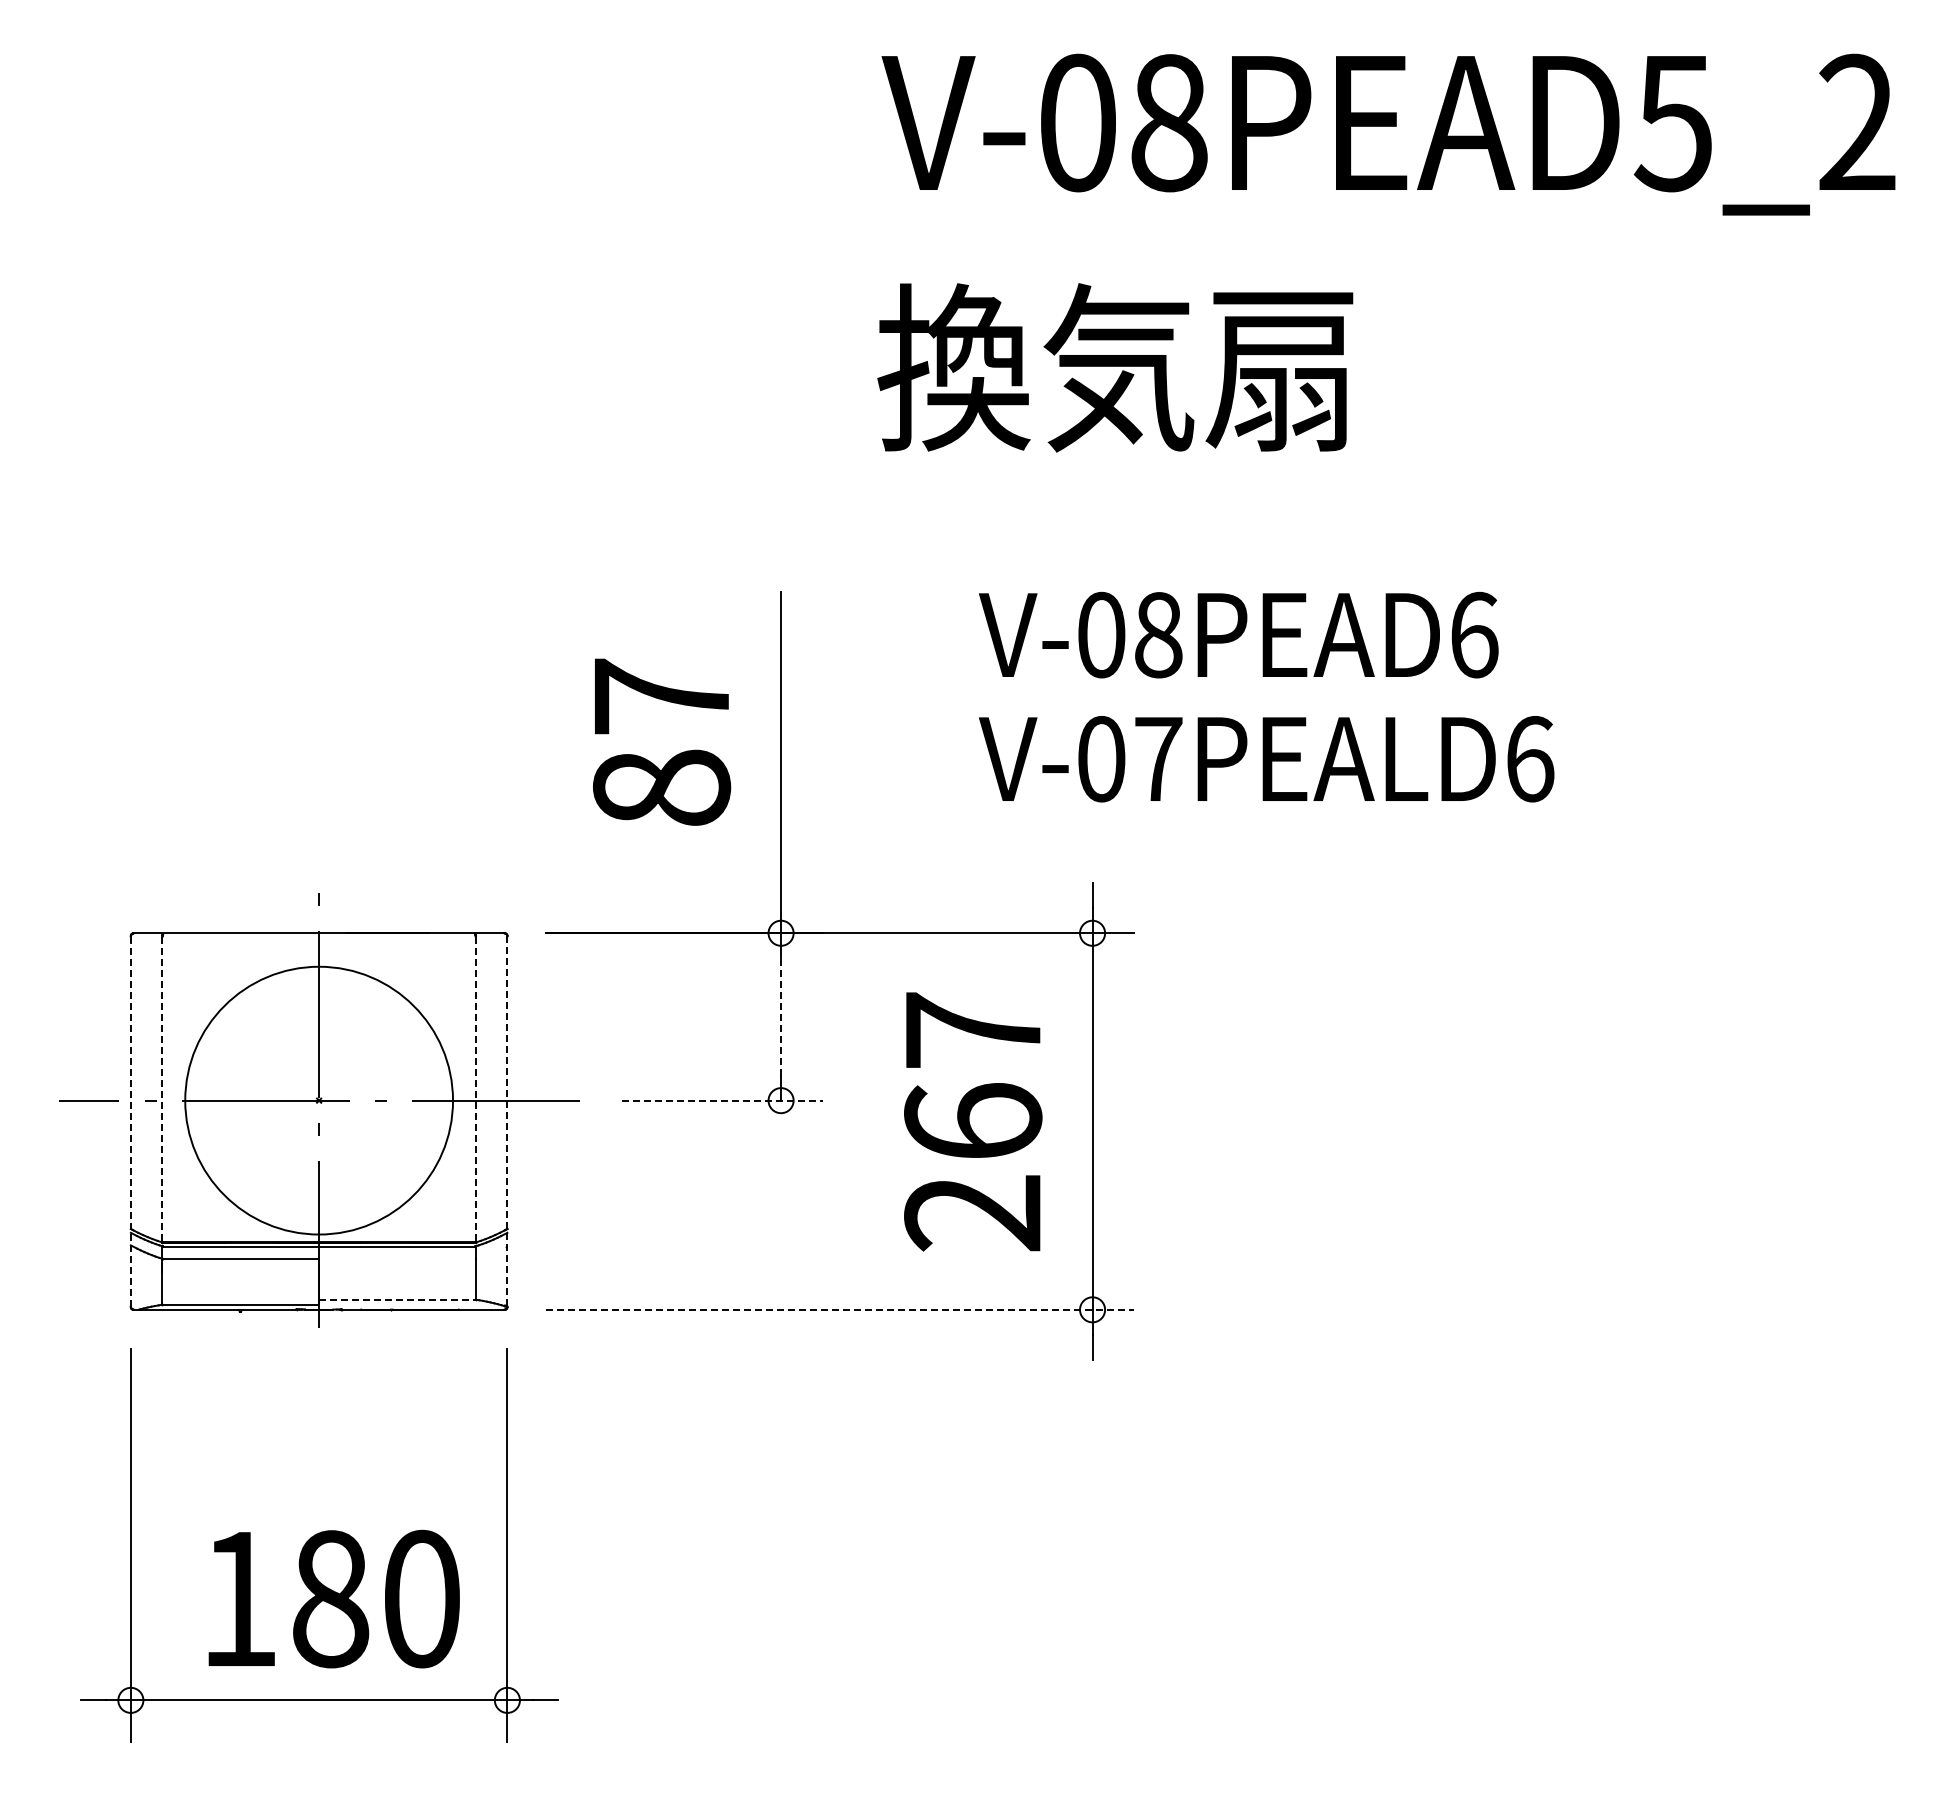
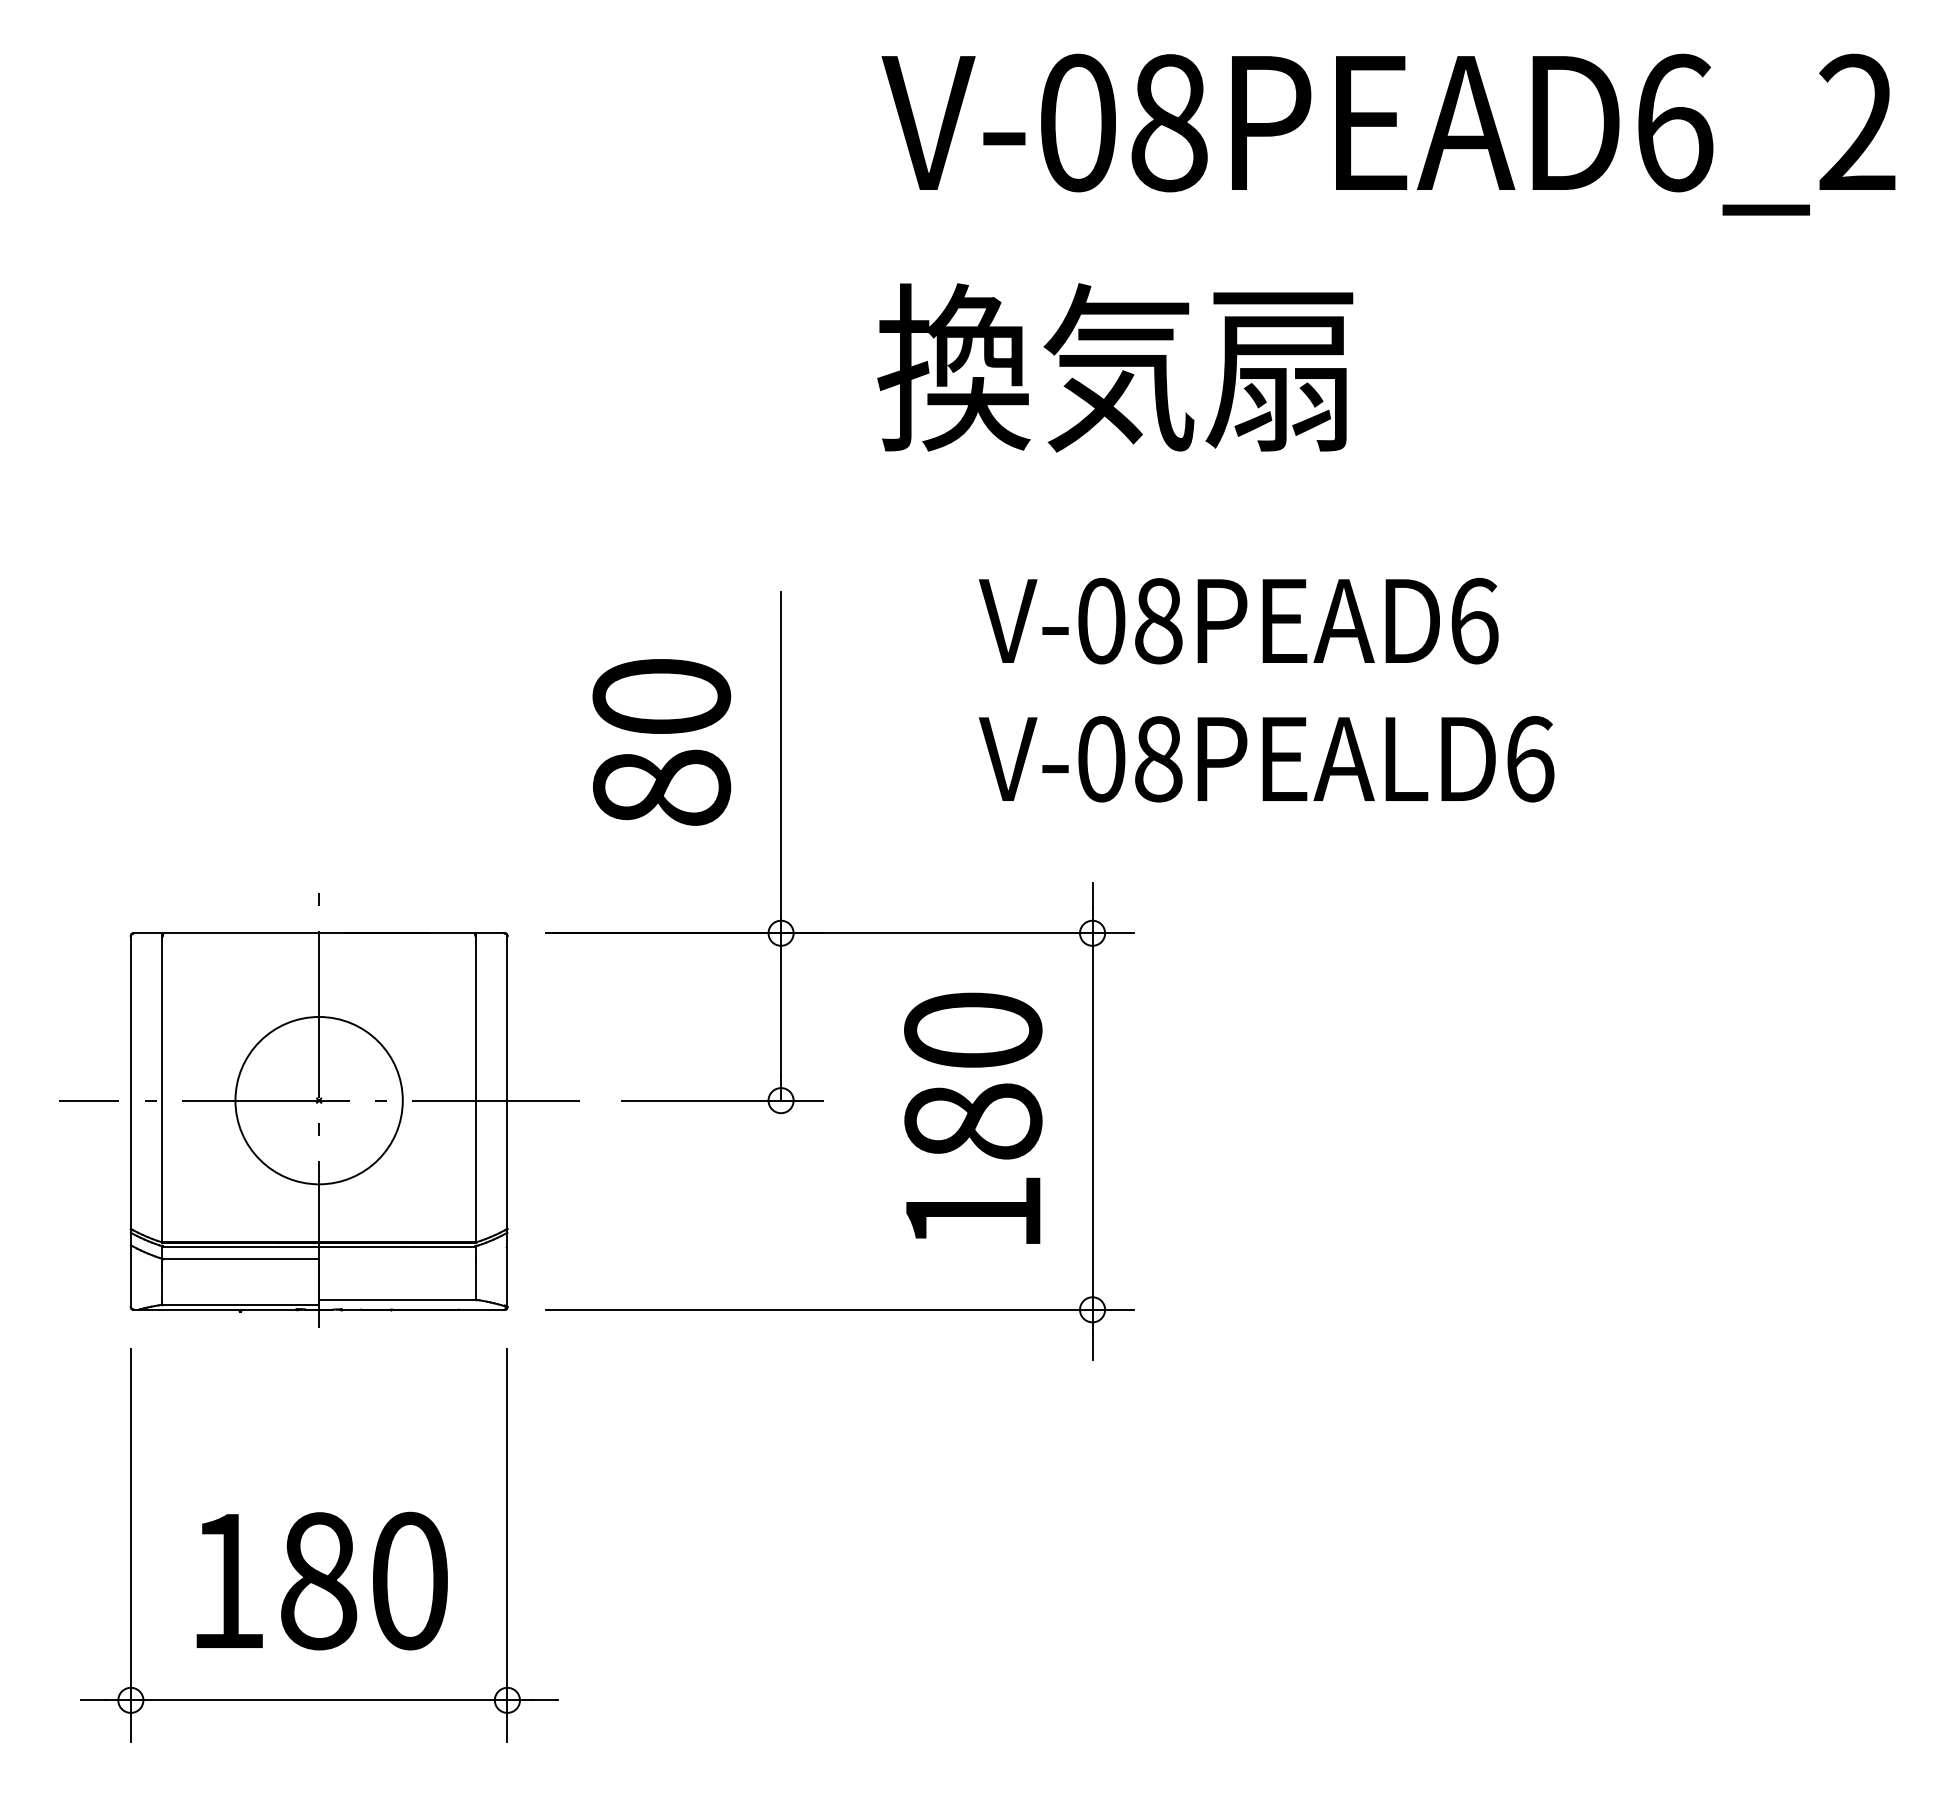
text: V-08PEAD5_2 -> V-08PEAD6_2 (1673, 122)
text position: (1238, 634) -> (1238, 620) (1238, 620)
text: 87 -> 80 (661, 696)
text: V-07PEALD6 -> V-08PEALD6 (1158, 759)
line: dashed -> solid (781, 1016)
line: dashed -> solid (162, 1089)
line: dashed -> solid (475, 1089)
circle diameter: 268 px -> 167 px (318, 1100)
line: dashed -> solid (722, 1100)
line: dashed -> solid (130, 1121)
text: 267 -> 180 (973, 1121)
line: dashed -> solid (507, 1122)
line: dashed -> solid (397, 1299)
line: dashed -> solid (840, 1309)
text position: (333, 1598) -> (321, 1580) (321, 1580)
